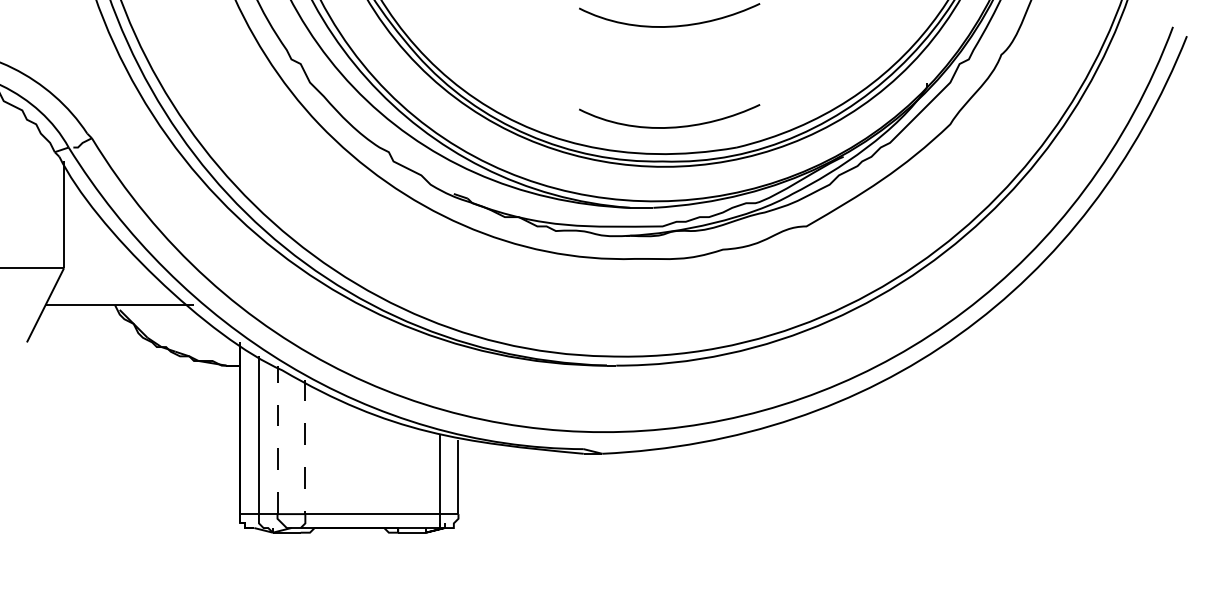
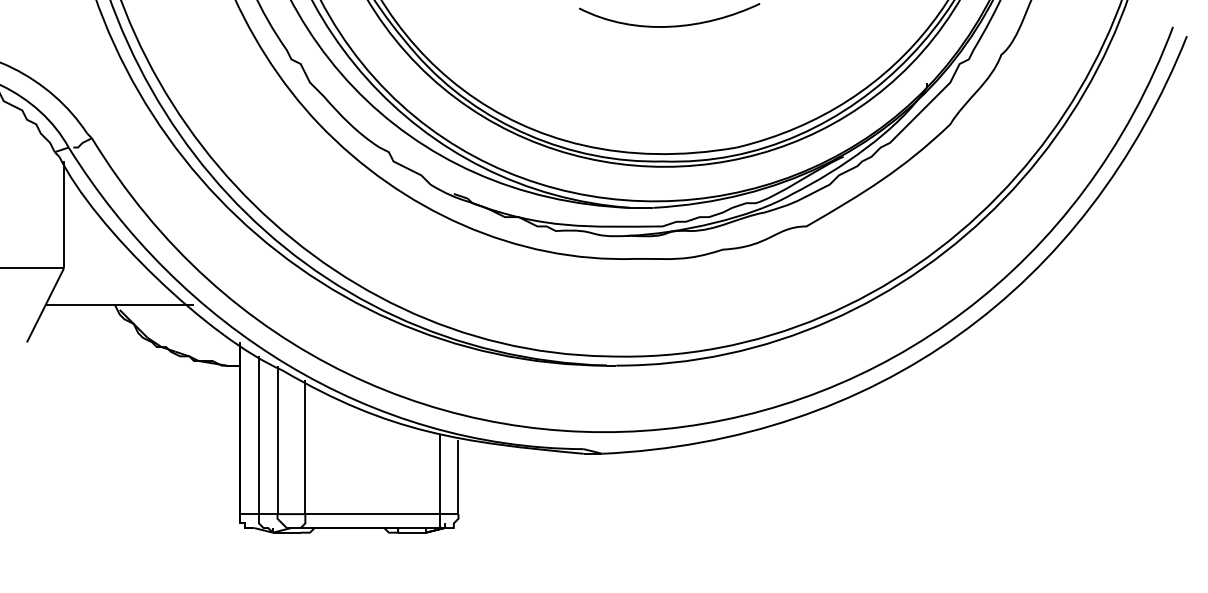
curve: present -> none (669, 126)
line: dashed -> solid (277, 439)
line: dashed -> solid (305, 447)
